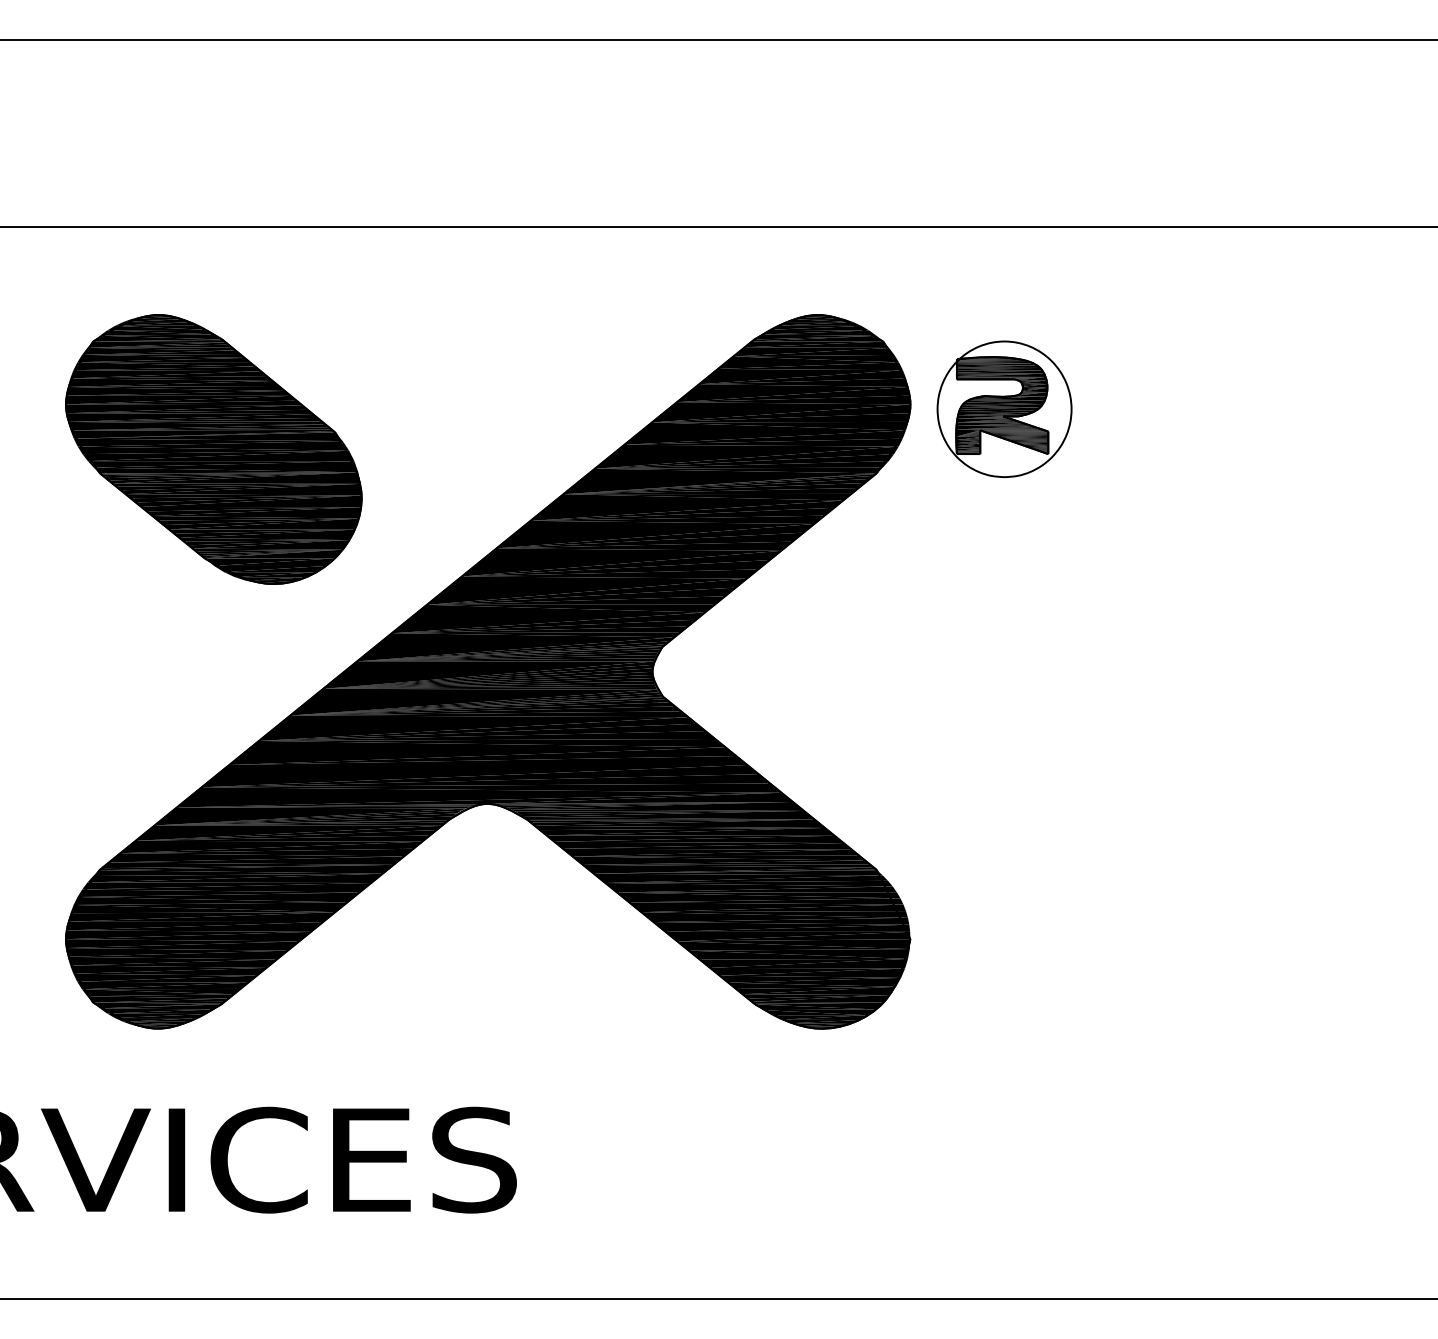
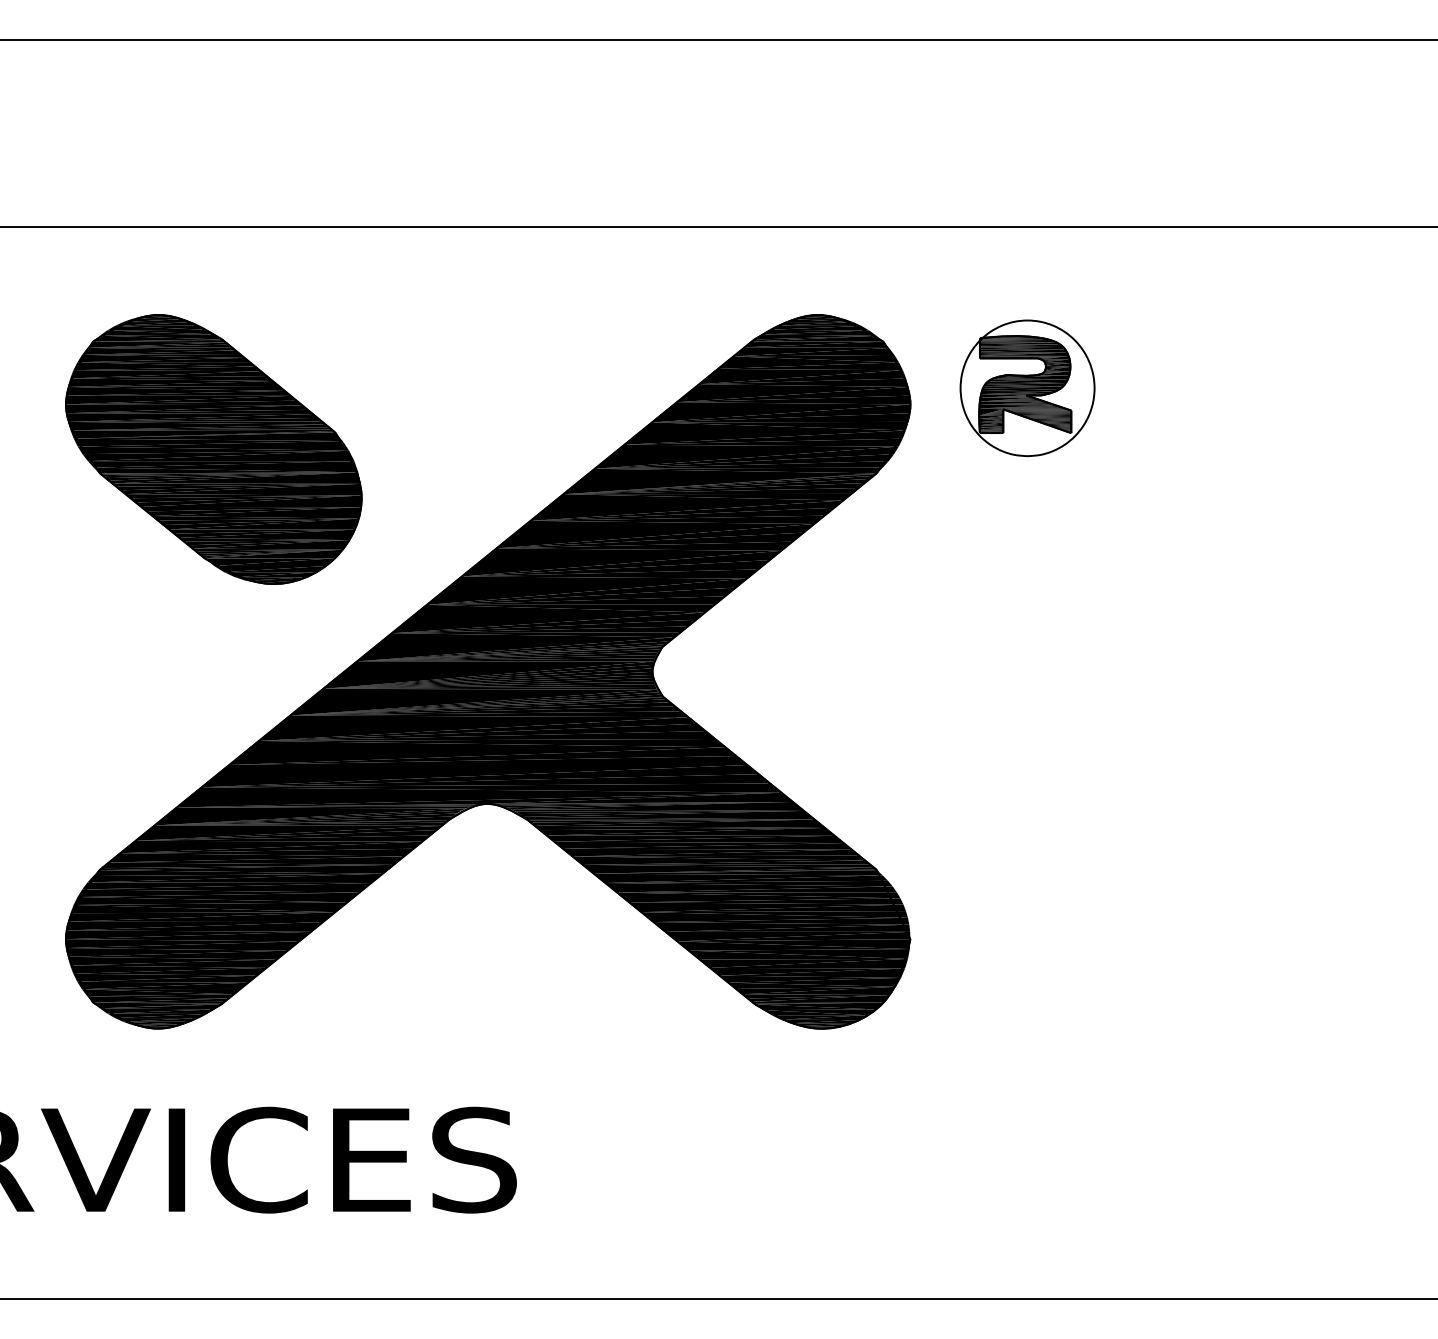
part position: (1004, 409) -> (1027, 388) (1027, 388)
